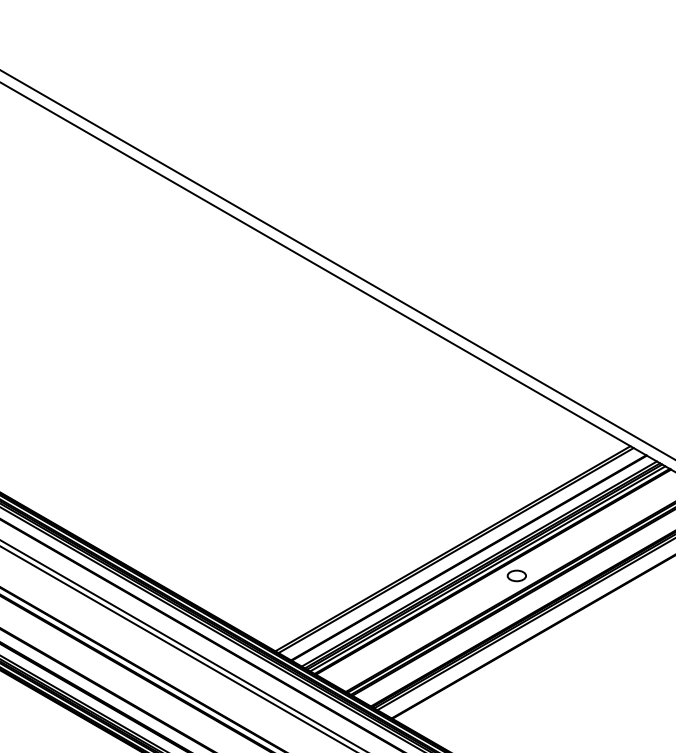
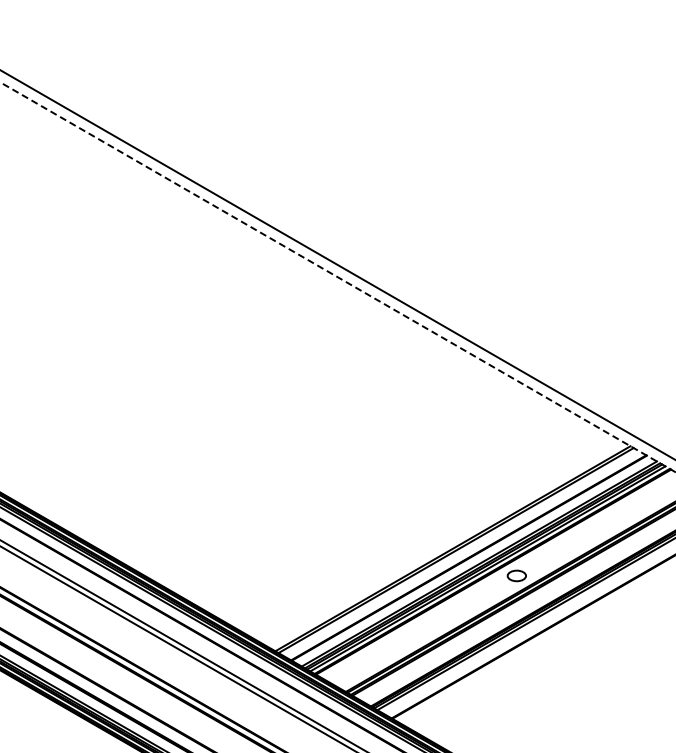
line: solid -> dashed (337, 277)
